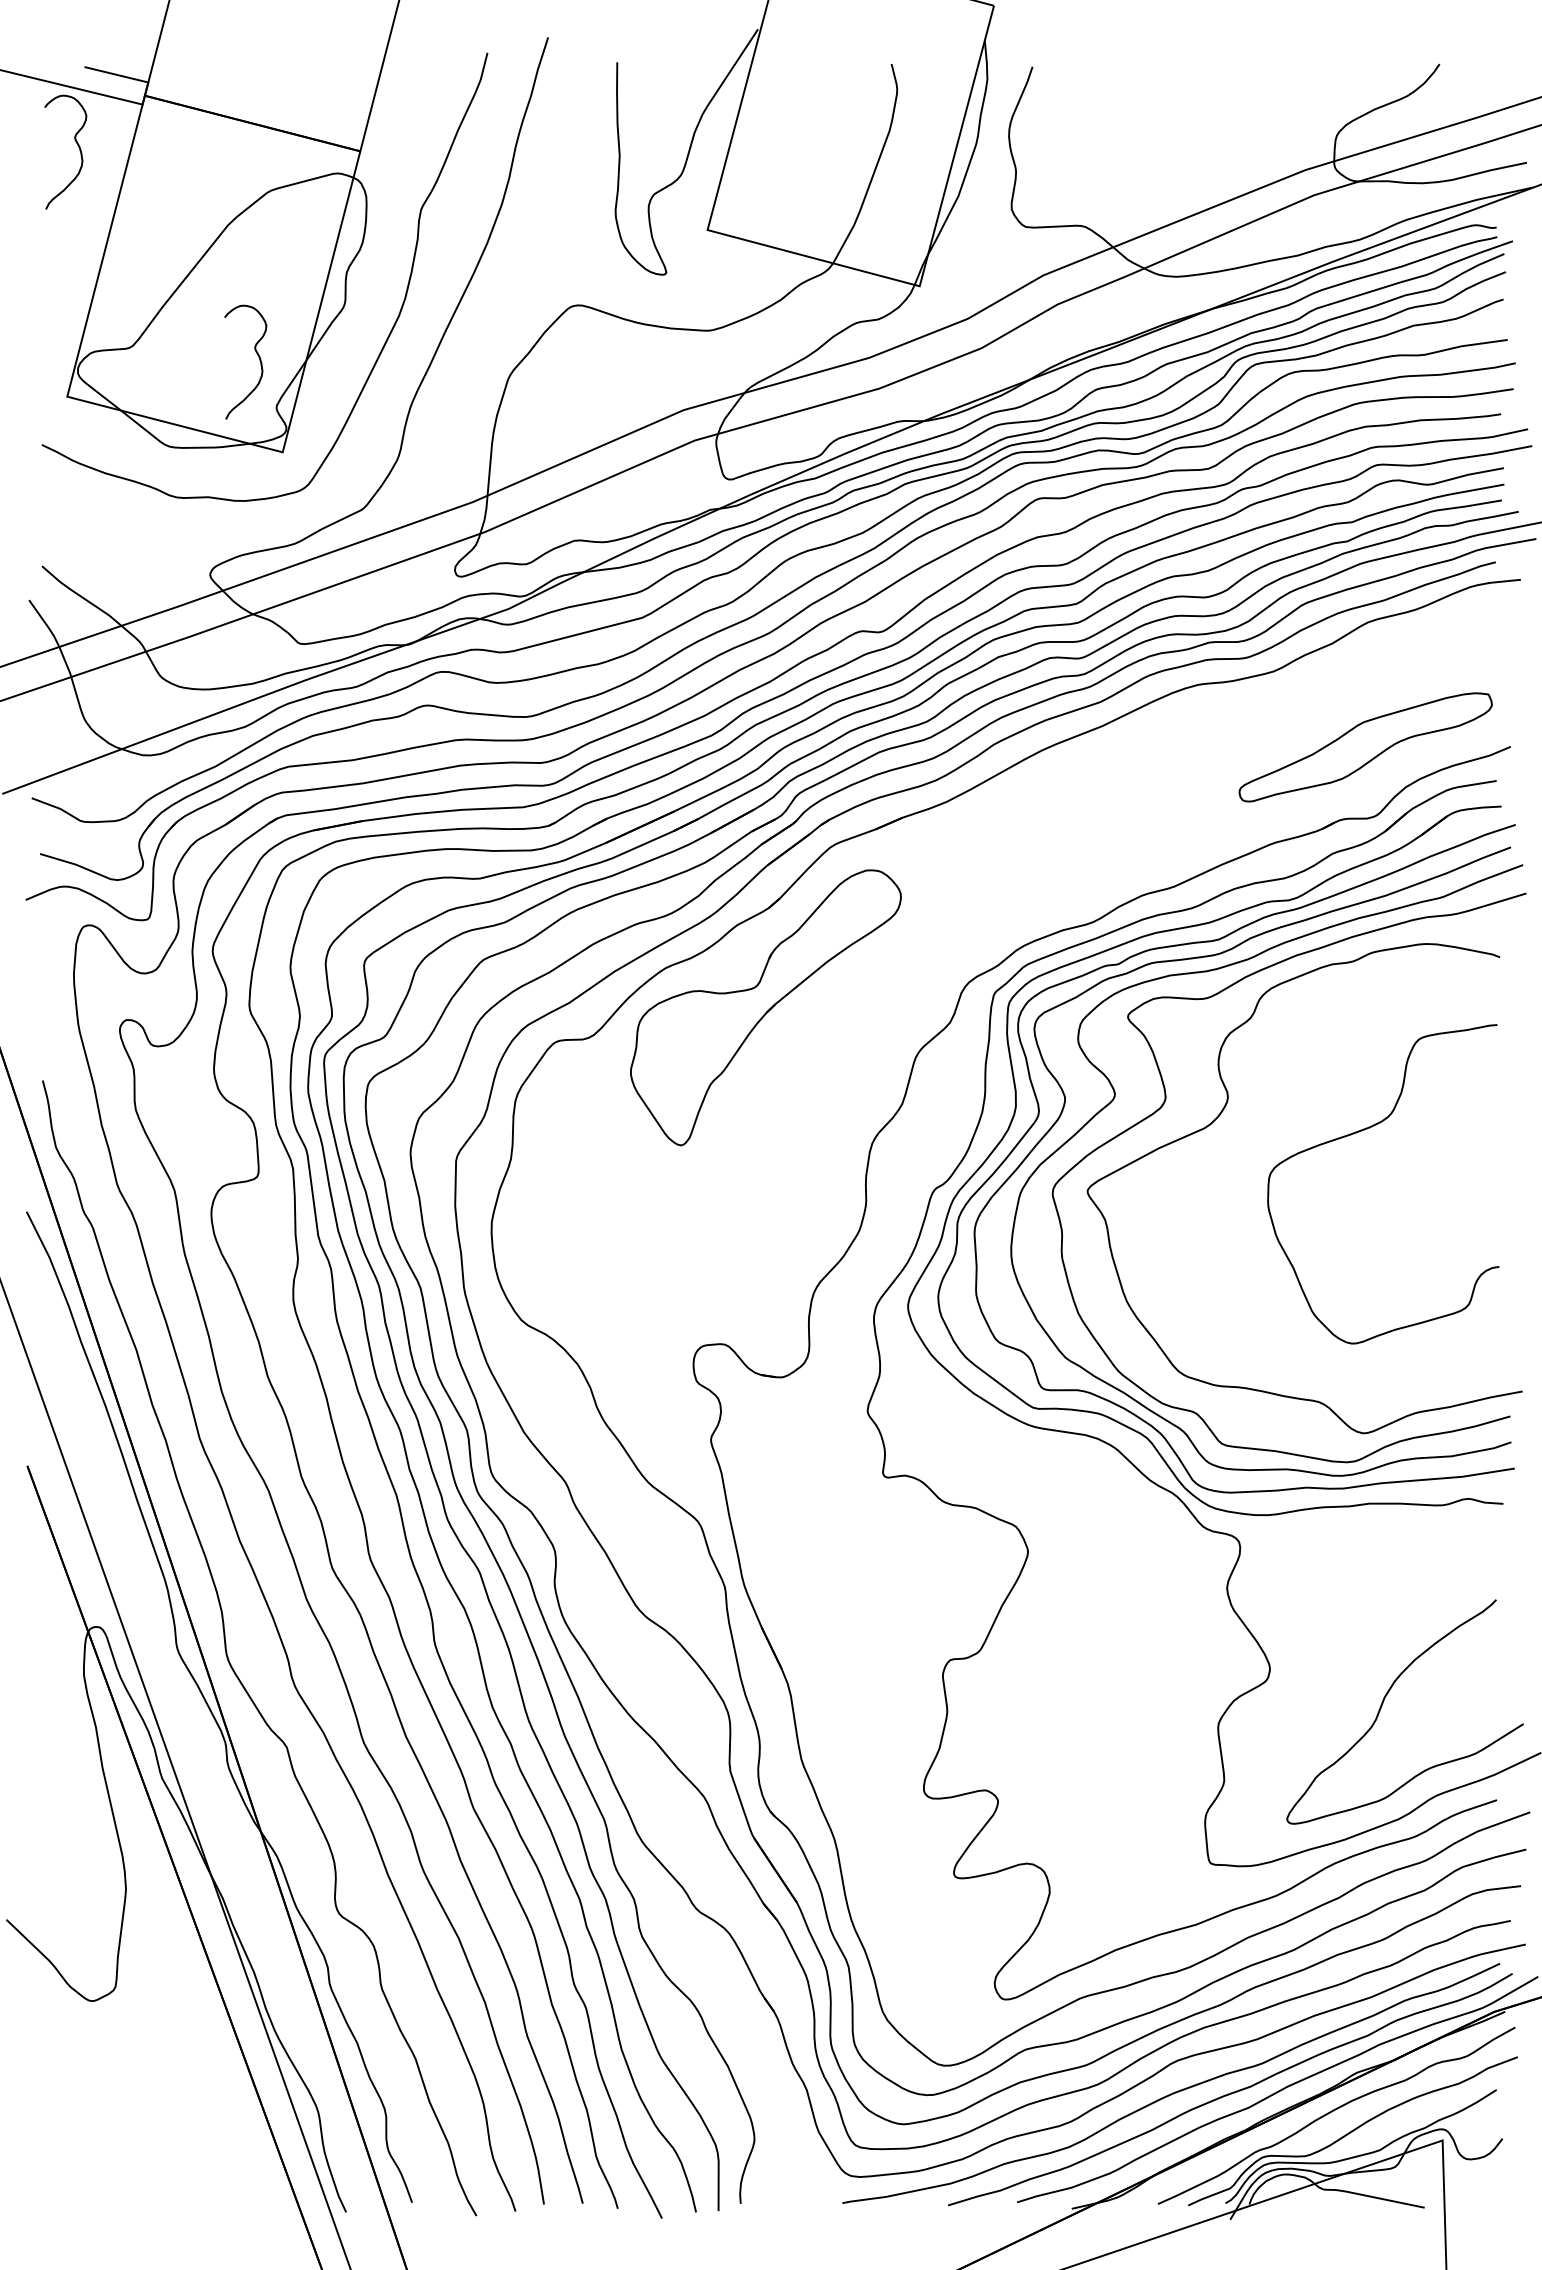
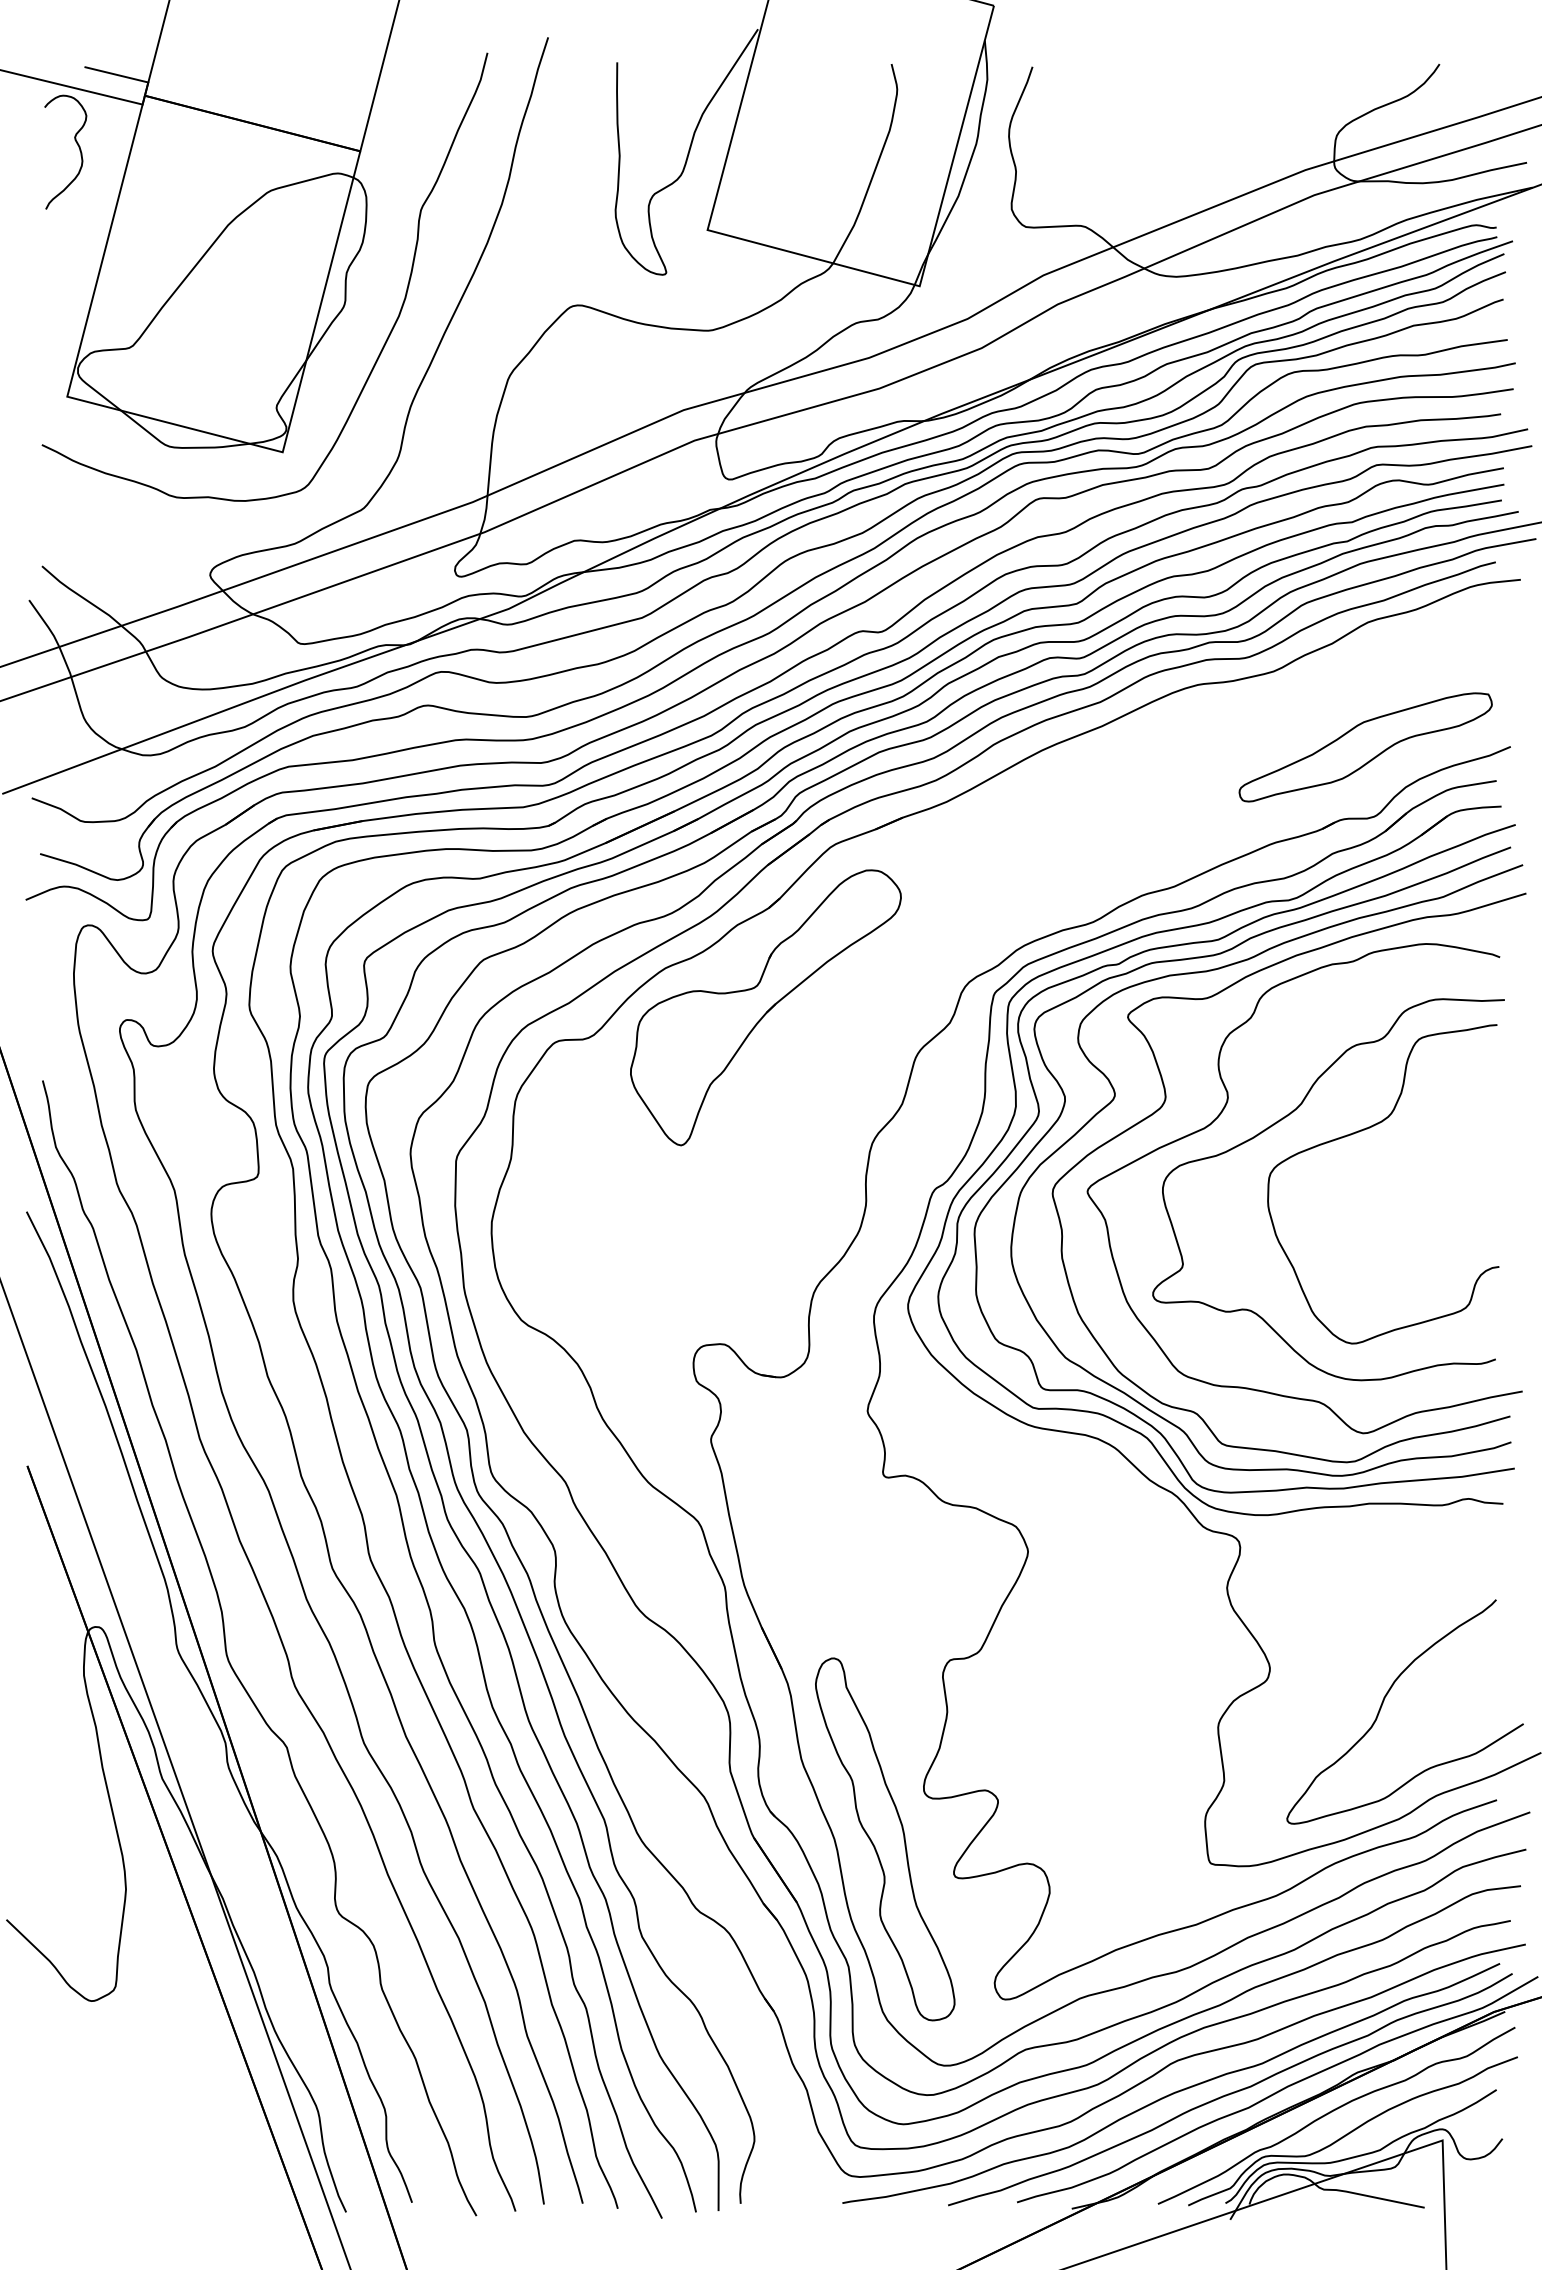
curve: present -> none (257, 355)
curve: none -> present (1283, 1119)
part: none -> present (885, 1839)
